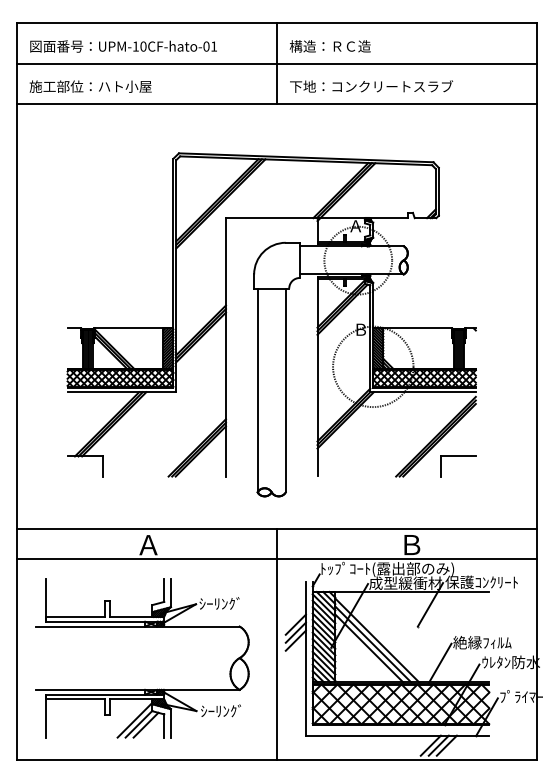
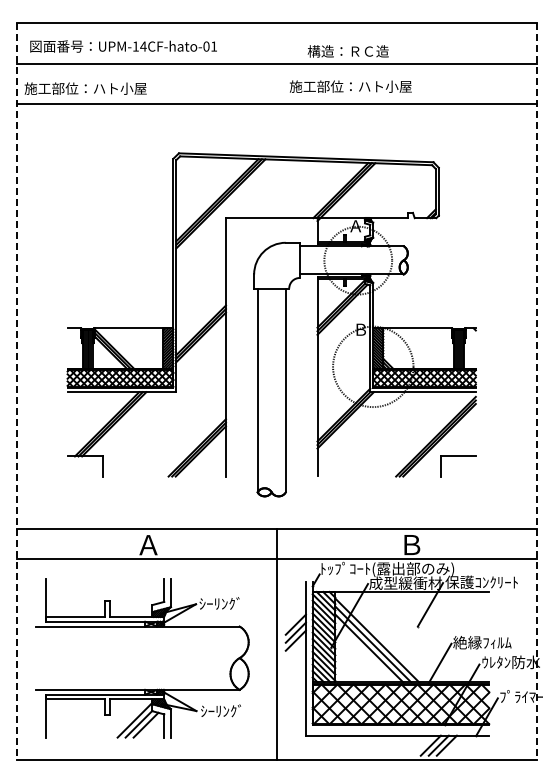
text: UPM-10CF-hato-01 -> UPM-14CF-hato-01 (143, 46)
text position: (329, 46) -> (347, 51) (347, 51)
line: present -> none (277, 63)
text position: (90, 86) -> (85, 88) (85, 88)
text: 下地：コンクリートスラブ -> 施工部位：ハト小屋 (371, 86)
line: solid -> dashed (16, 392)
line: solid -> dashed (537, 392)
